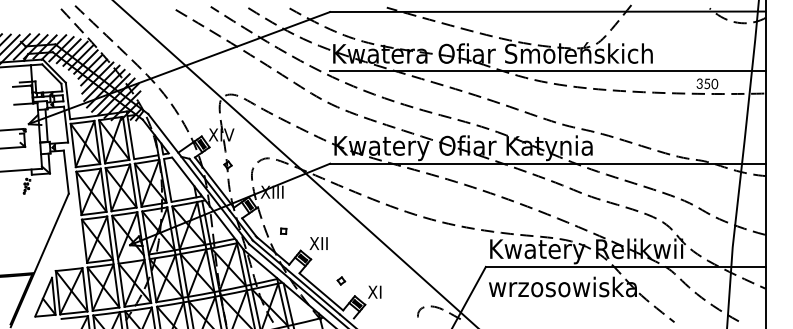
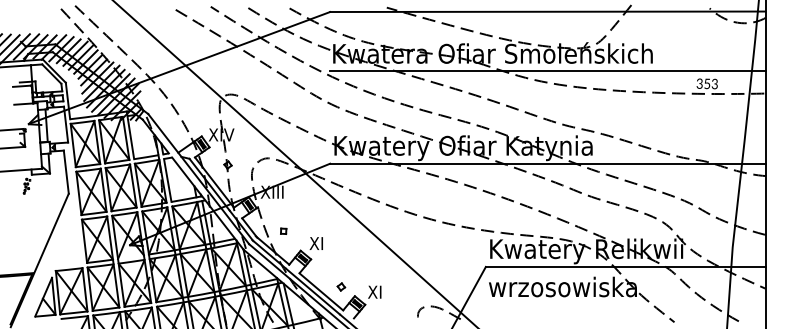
text: 350 -> 353 (714, 83)
text: XII -> XI (326, 243)
part position: (341, 280) -> (341, 286) (341, 286)
